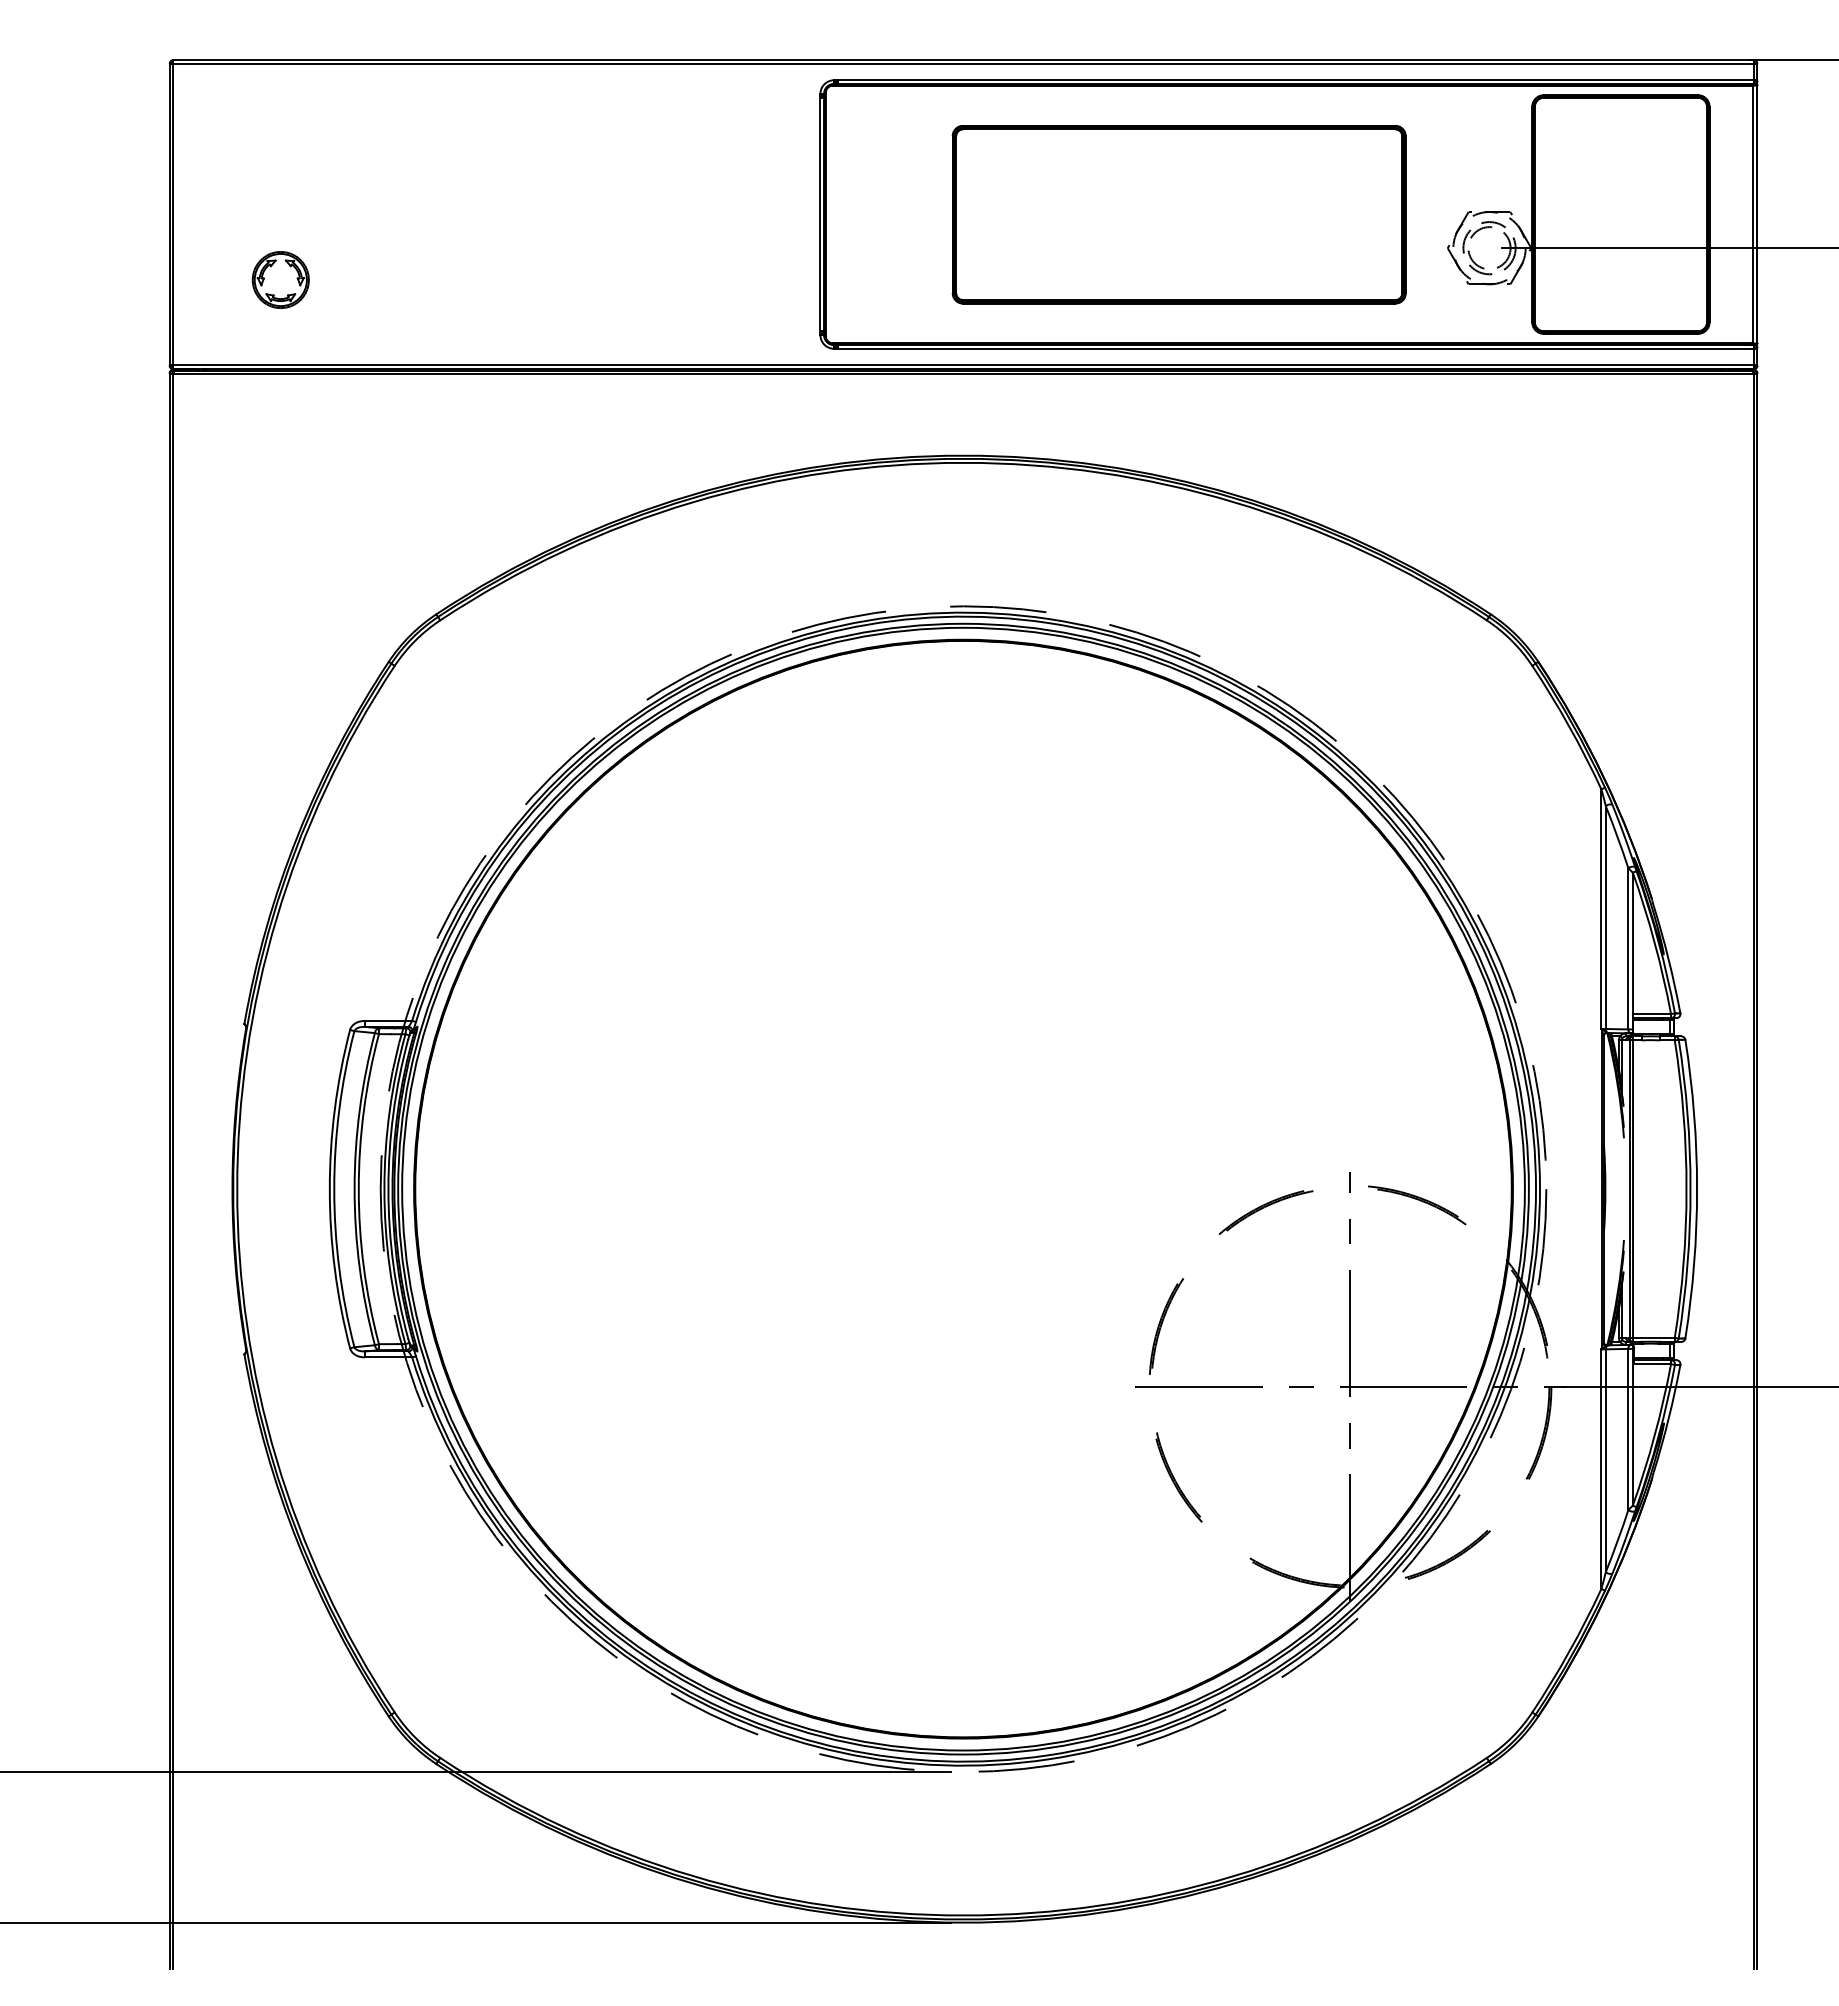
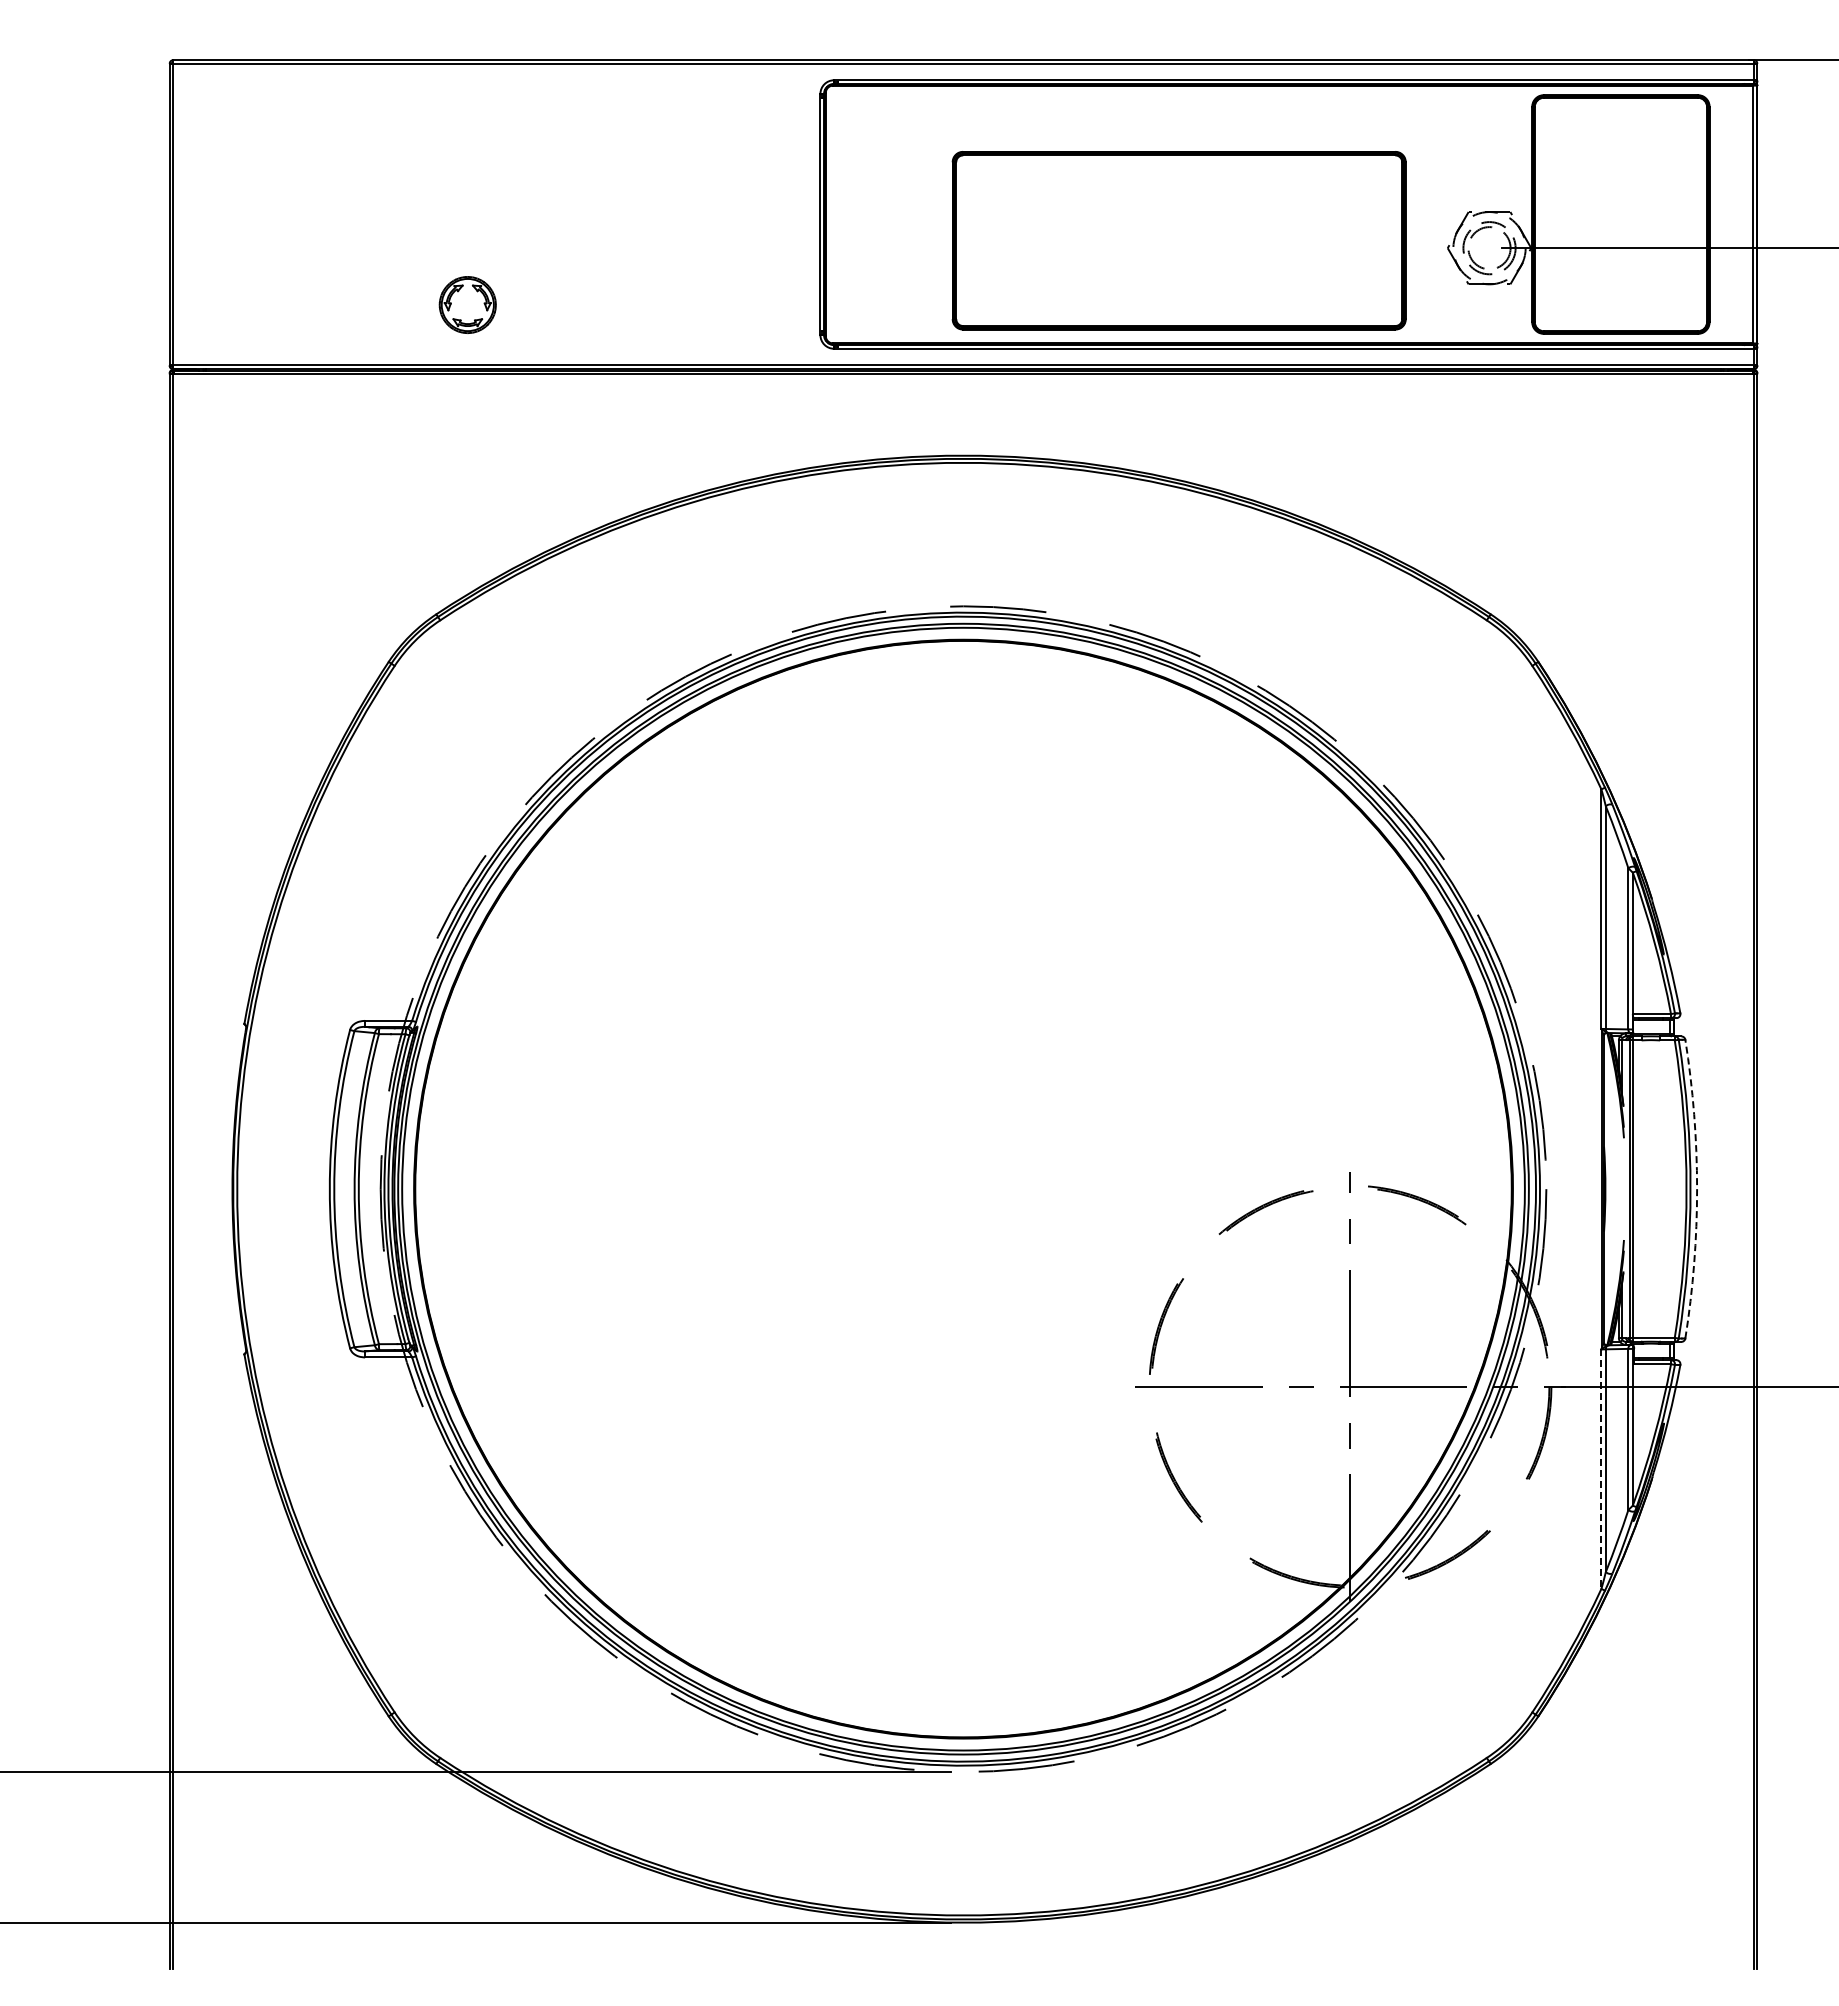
part position: (1178, 214) -> (1178, 240) (1178, 240)
part position: (280, 279) -> (467, 304) (467, 304)
arc: solid -> dashed (1697, 1189)
line: solid -> dashed (1601, 1469)
